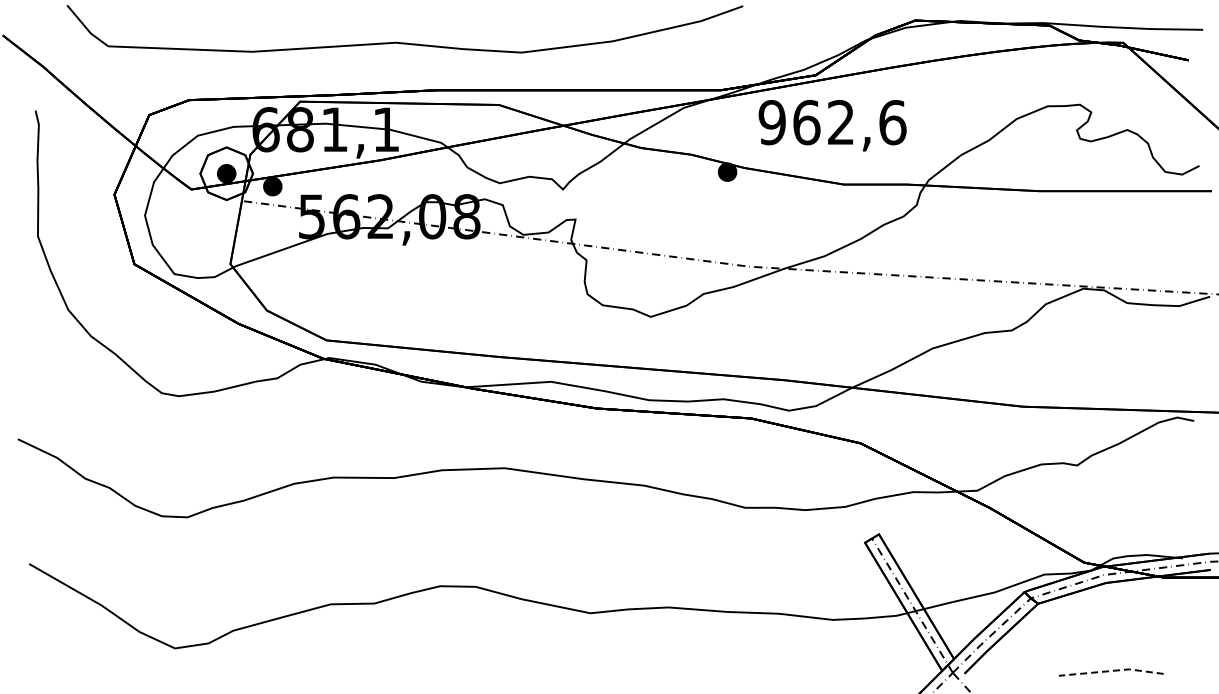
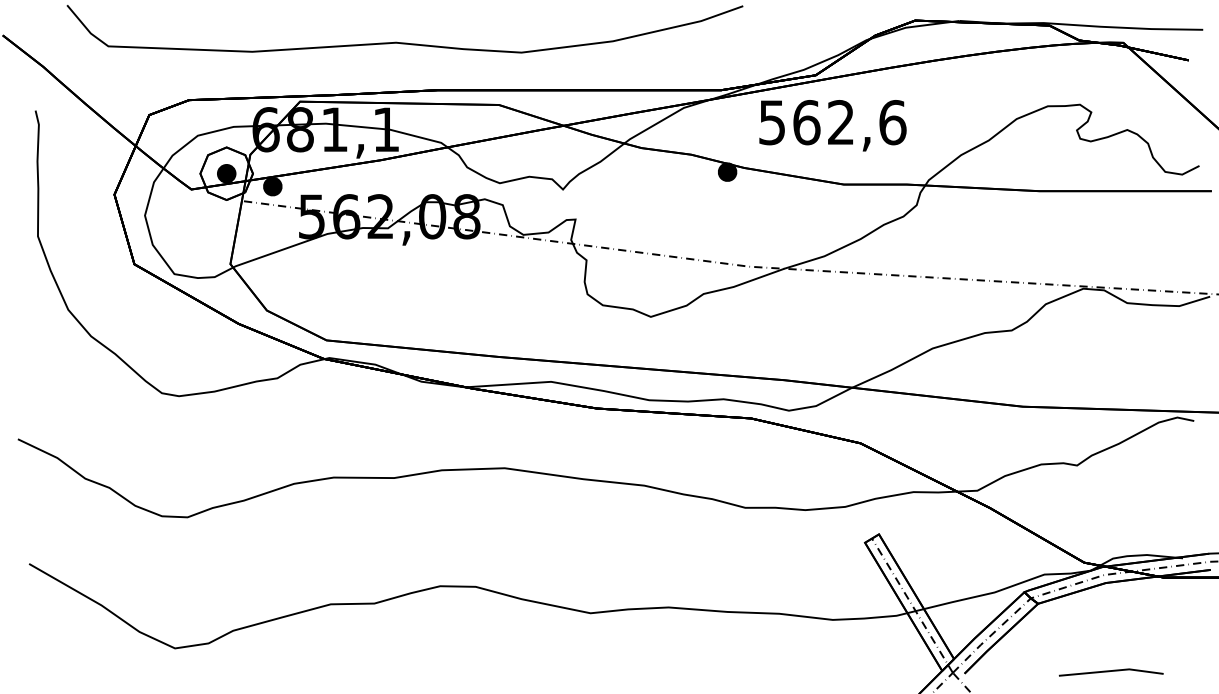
text: 962,6 -> 562,6 (771, 122)
line: dashed -> solid (1111, 671)
